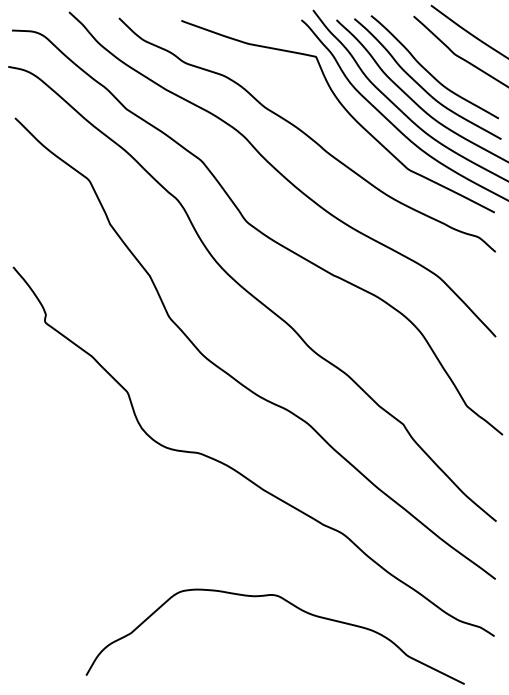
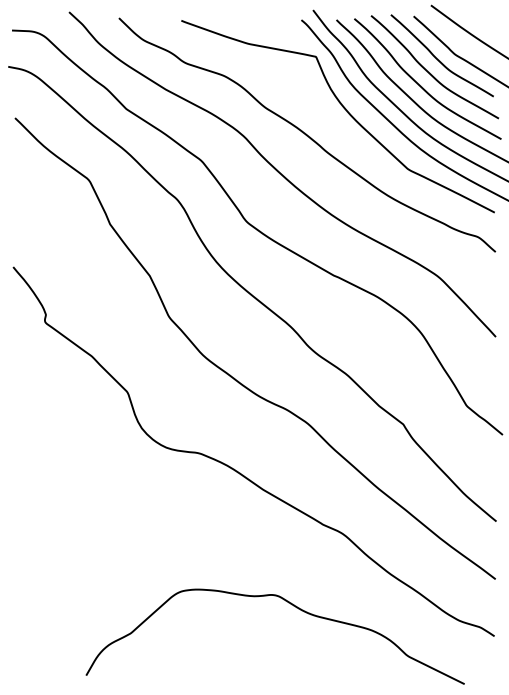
curve: none -> present (437, 58)
